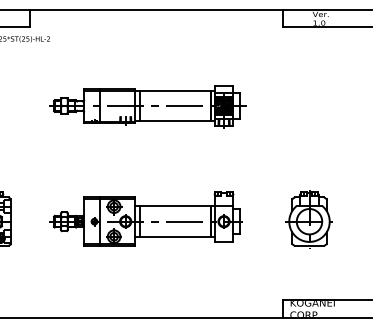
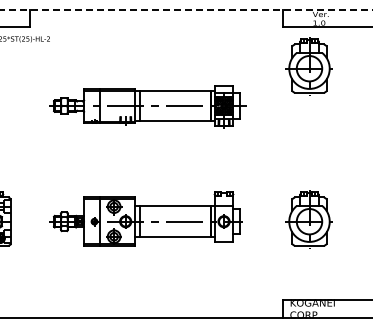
line: solid -> dashed (186, 10)
part: none -> present (308, 66)
